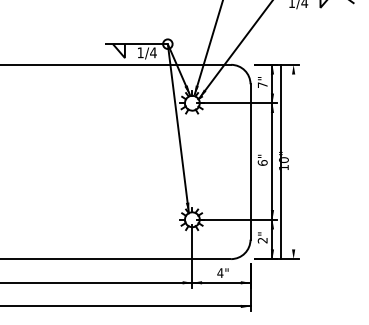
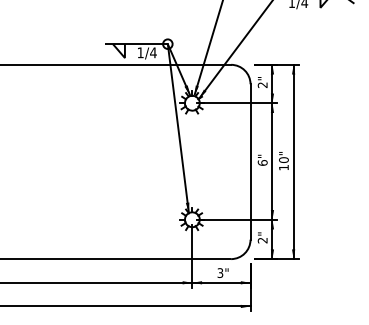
text: 7" -> 2" (262, 84)
line position: (280, 161) -> (293, 161) (293, 161)
text: 4" -> 3" (220, 273)
